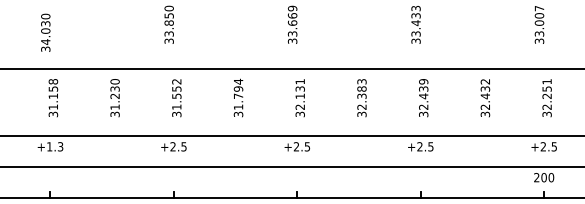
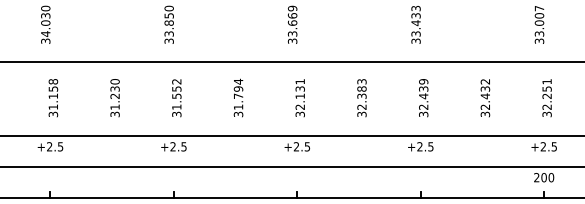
text position: (45, 32) -> (45, 24) (45, 24)
line position: (291, 68) -> (291, 61) (291, 61)
text: +1.3 -> +2.5 (55, 146)
